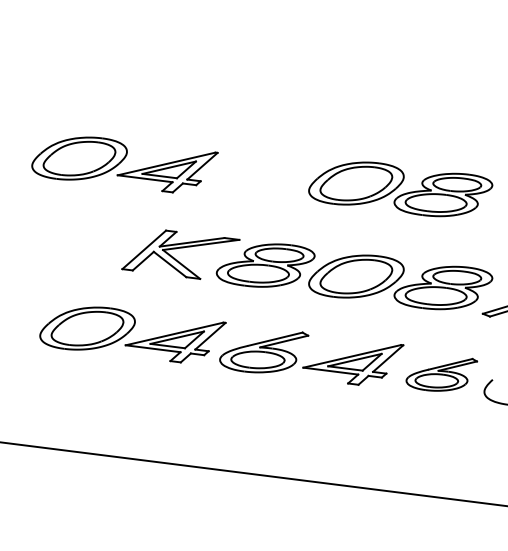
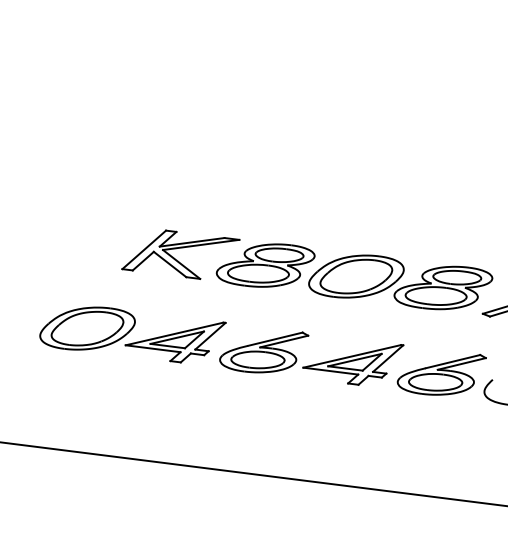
part: present -> none (124, 164)
part: present -> none (400, 189)
part size: 74x35 px -> 91x42 px (441, 374)
